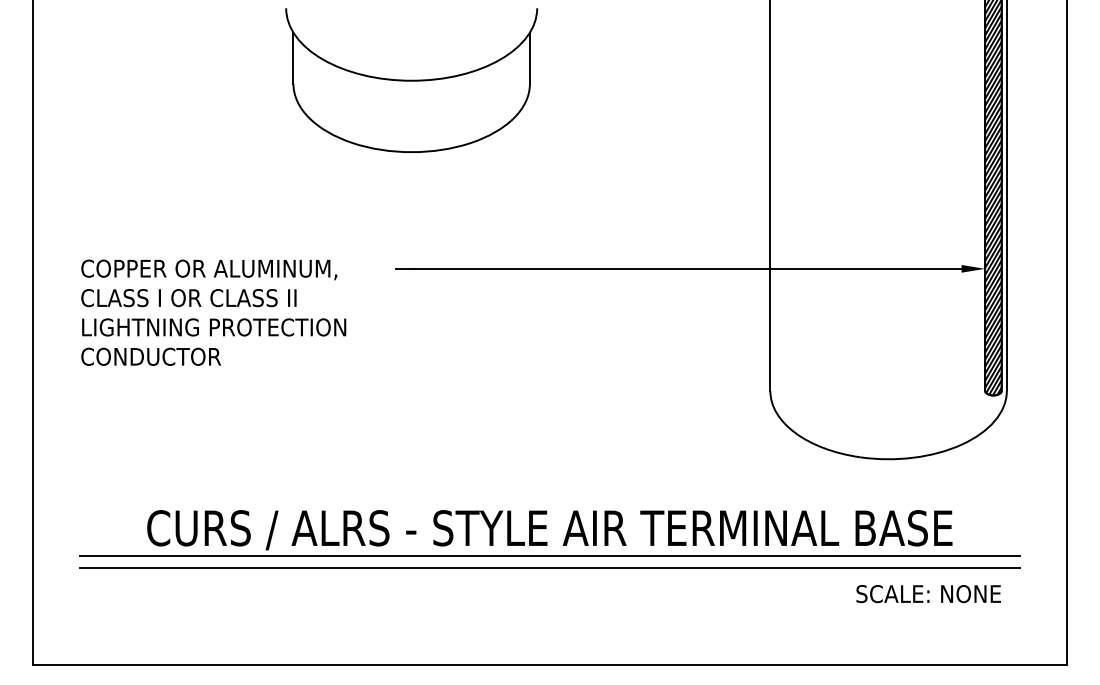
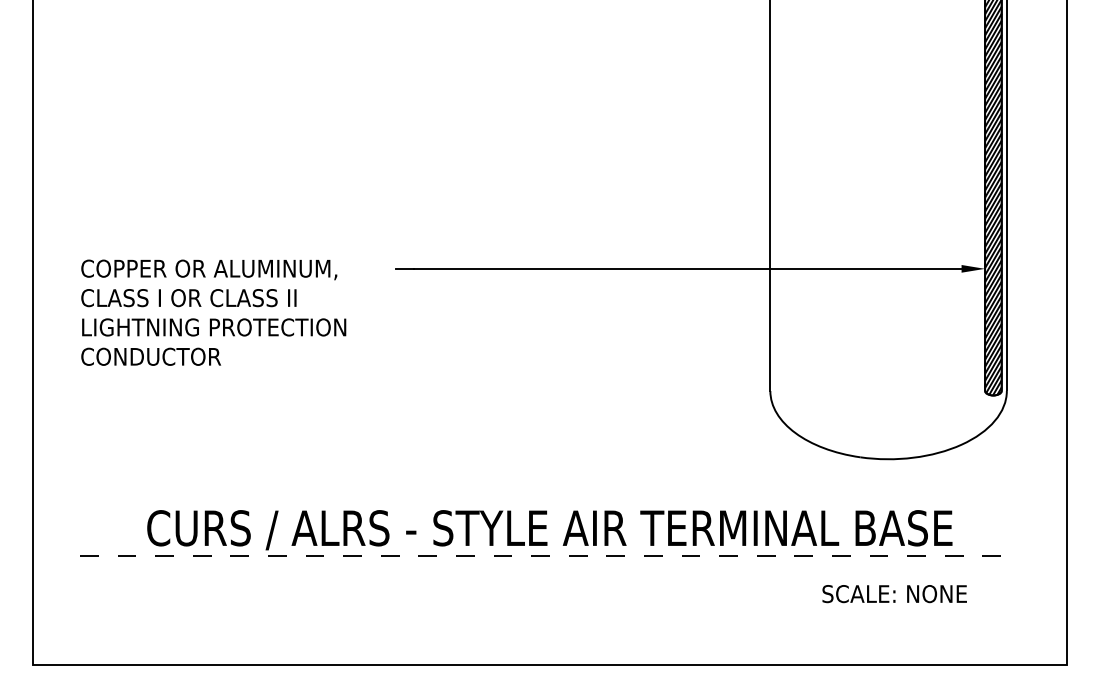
part: present -> none (411, 80)
line: solid -> dashed (549, 555)
line: present -> none (549, 567)
text position: (928, 594) -> (894, 594) (894, 594)
